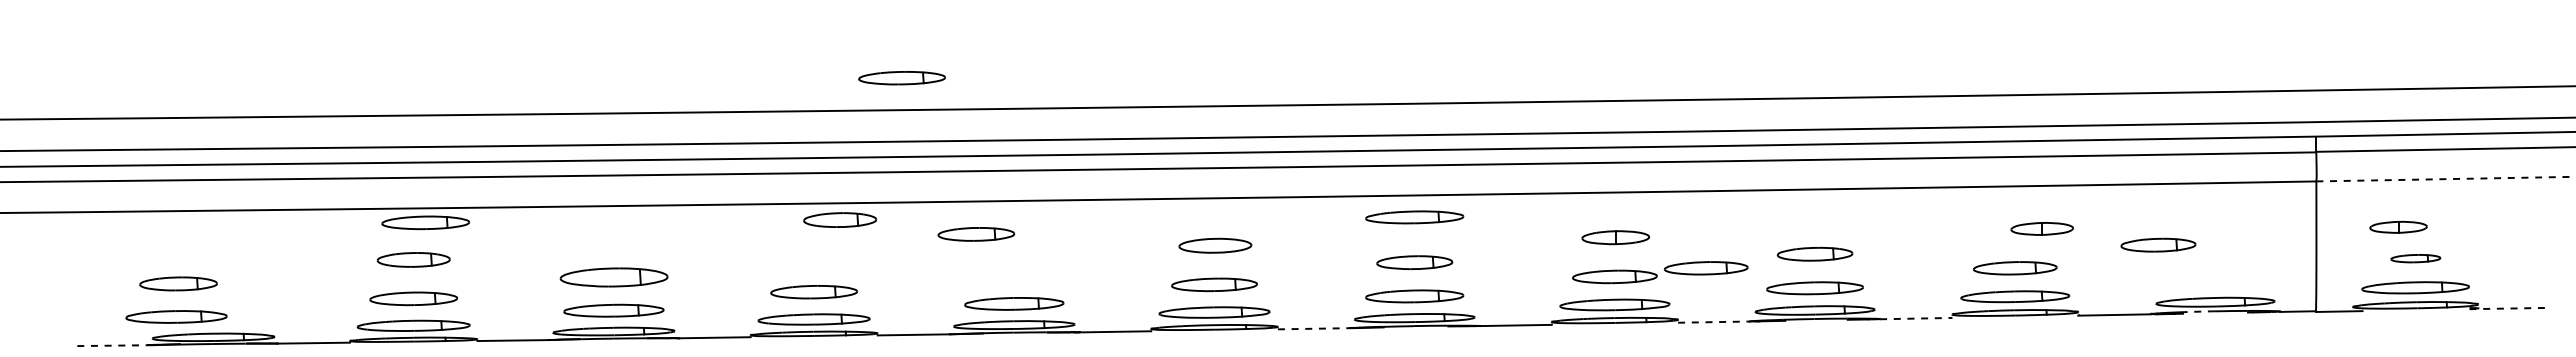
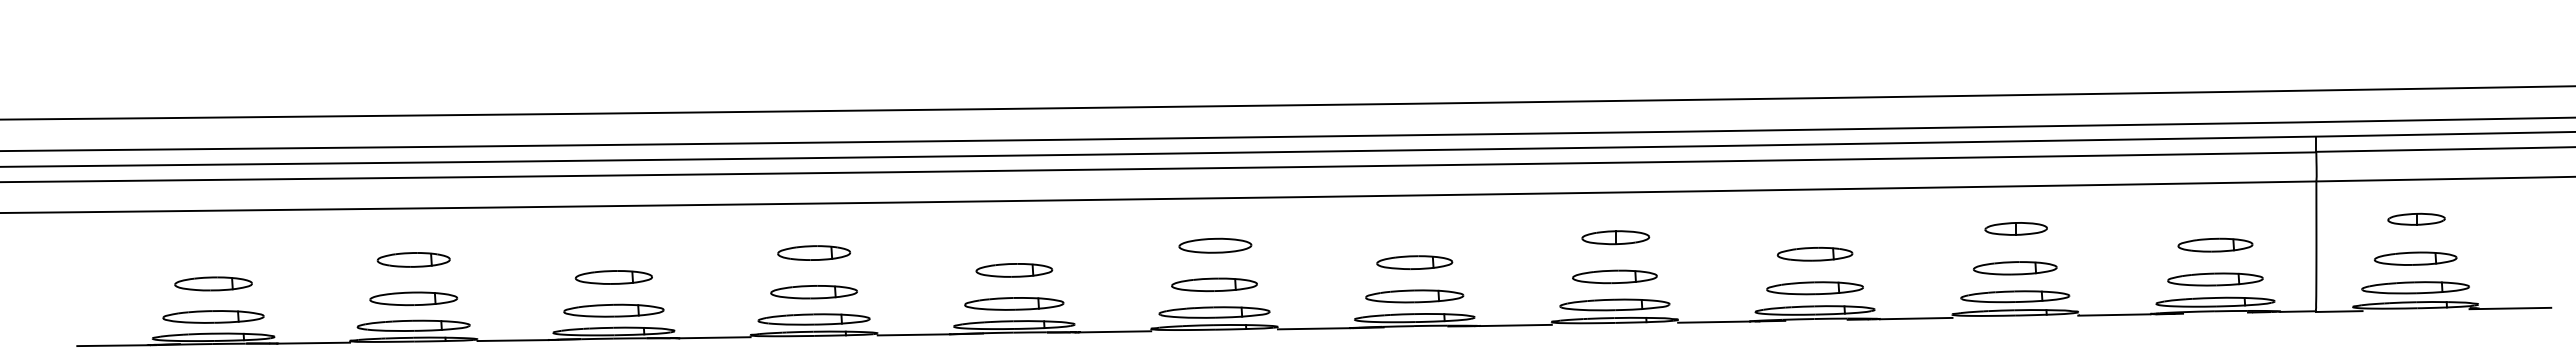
part: present -> none (901, 78)
arc: dashed -> solid (2446, 179)
part: present -> none (1414, 217)
part position: (839, 219) -> (813, 252) (813, 252)
part: present -> none (425, 222)
part position: (2398, 226) -> (2416, 218) (2416, 218)
part position: (2041, 228) -> (2015, 228) (2015, 228)
part position: (976, 234) -> (1014, 270) (1014, 270)
part position: (2158, 244) -> (2215, 244) (2215, 244)
part size: 52x10 px -> 84x15 px (2415, 258)
part: present -> none (1705, 268)
part size: 110x21 px -> 79x15 px (613, 277)
part: none -> present (2215, 279)
part position: (178, 283) -> (213, 283) (213, 283)
line: dashed -> solid (2510, 308)
arc: dashed -> solid (2198, 311)
part position: (176, 316) -> (213, 316) (213, 316)
line: dashed -> solid (1916, 318)
line: dashed -> solid (1714, 322)
line: dashed -> solid (1315, 328)
line: dashed -> solid (114, 345)
